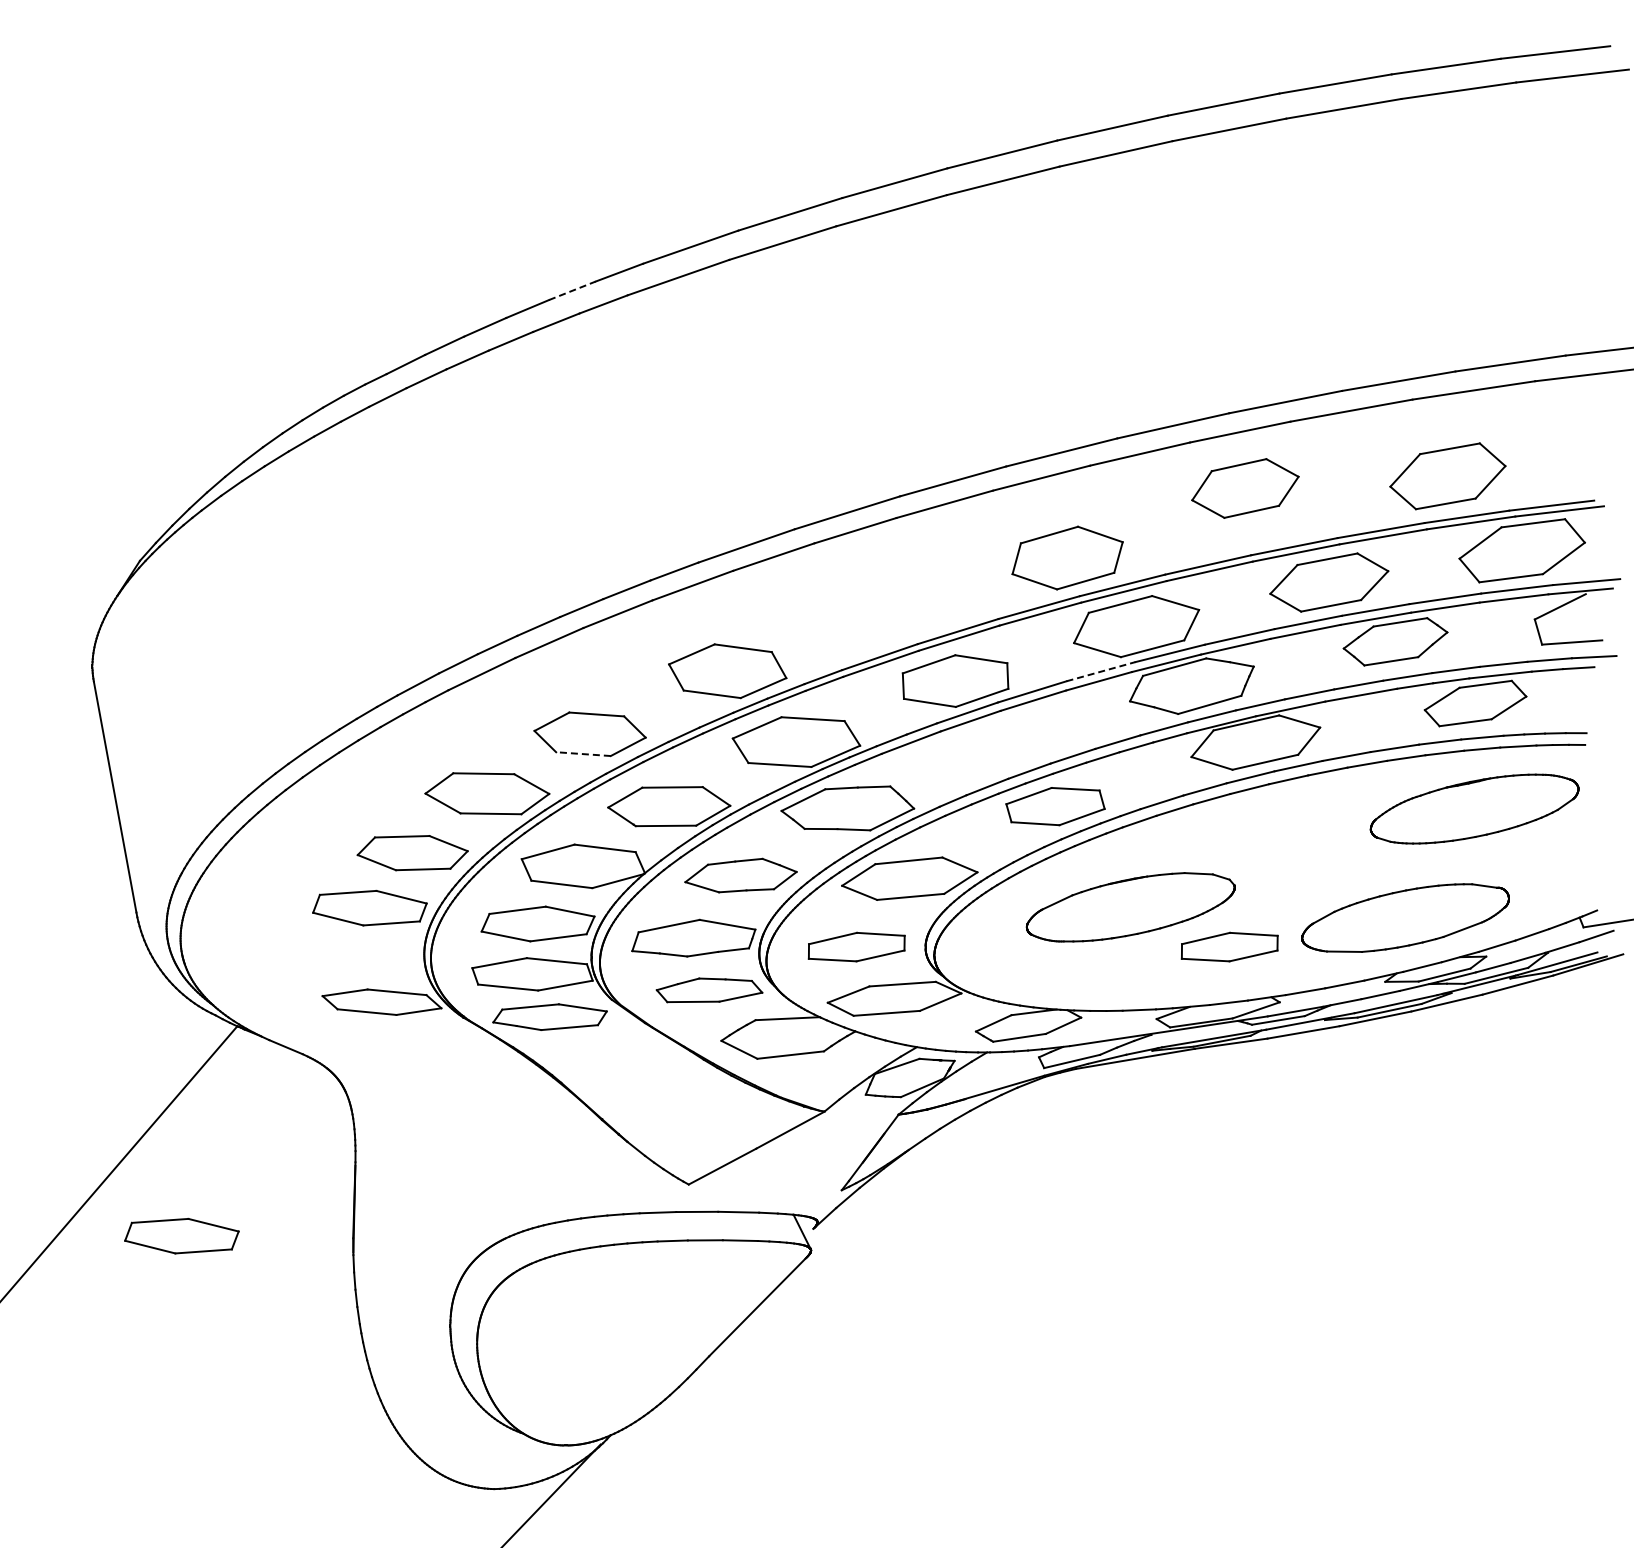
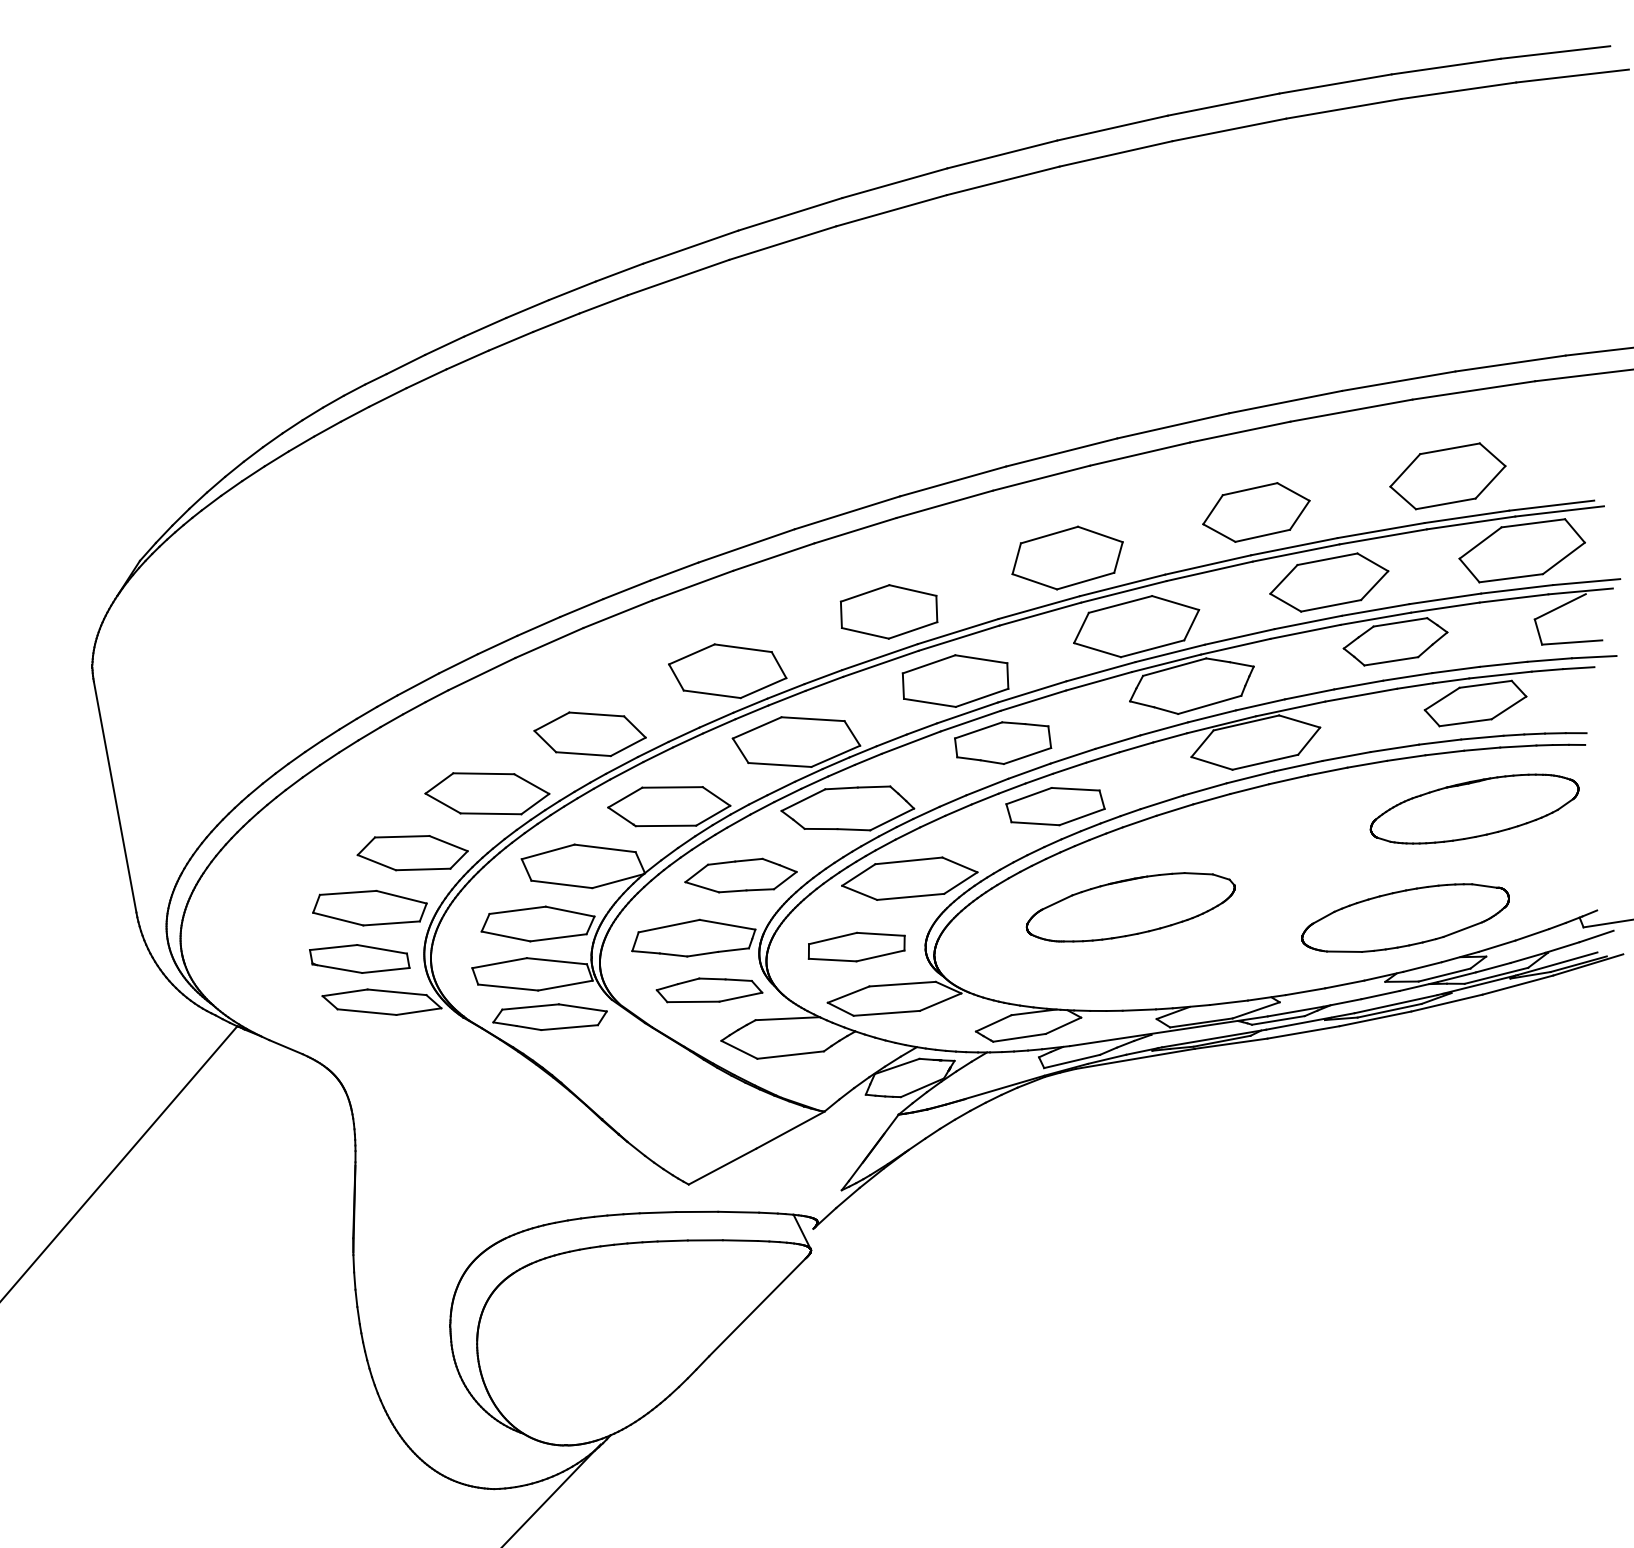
line: dashed -> solid (572, 290)
part position: (1245, 488) -> (1256, 512) (1256, 512)
part: none -> present (888, 611)
line: dashed -> solid (1101, 671)
part: none -> present (1003, 742)
line: dashed -> solid (582, 754)
part: present -> none (1229, 946)
part: none -> present (359, 958)
part: present -> none (181, 1235)
